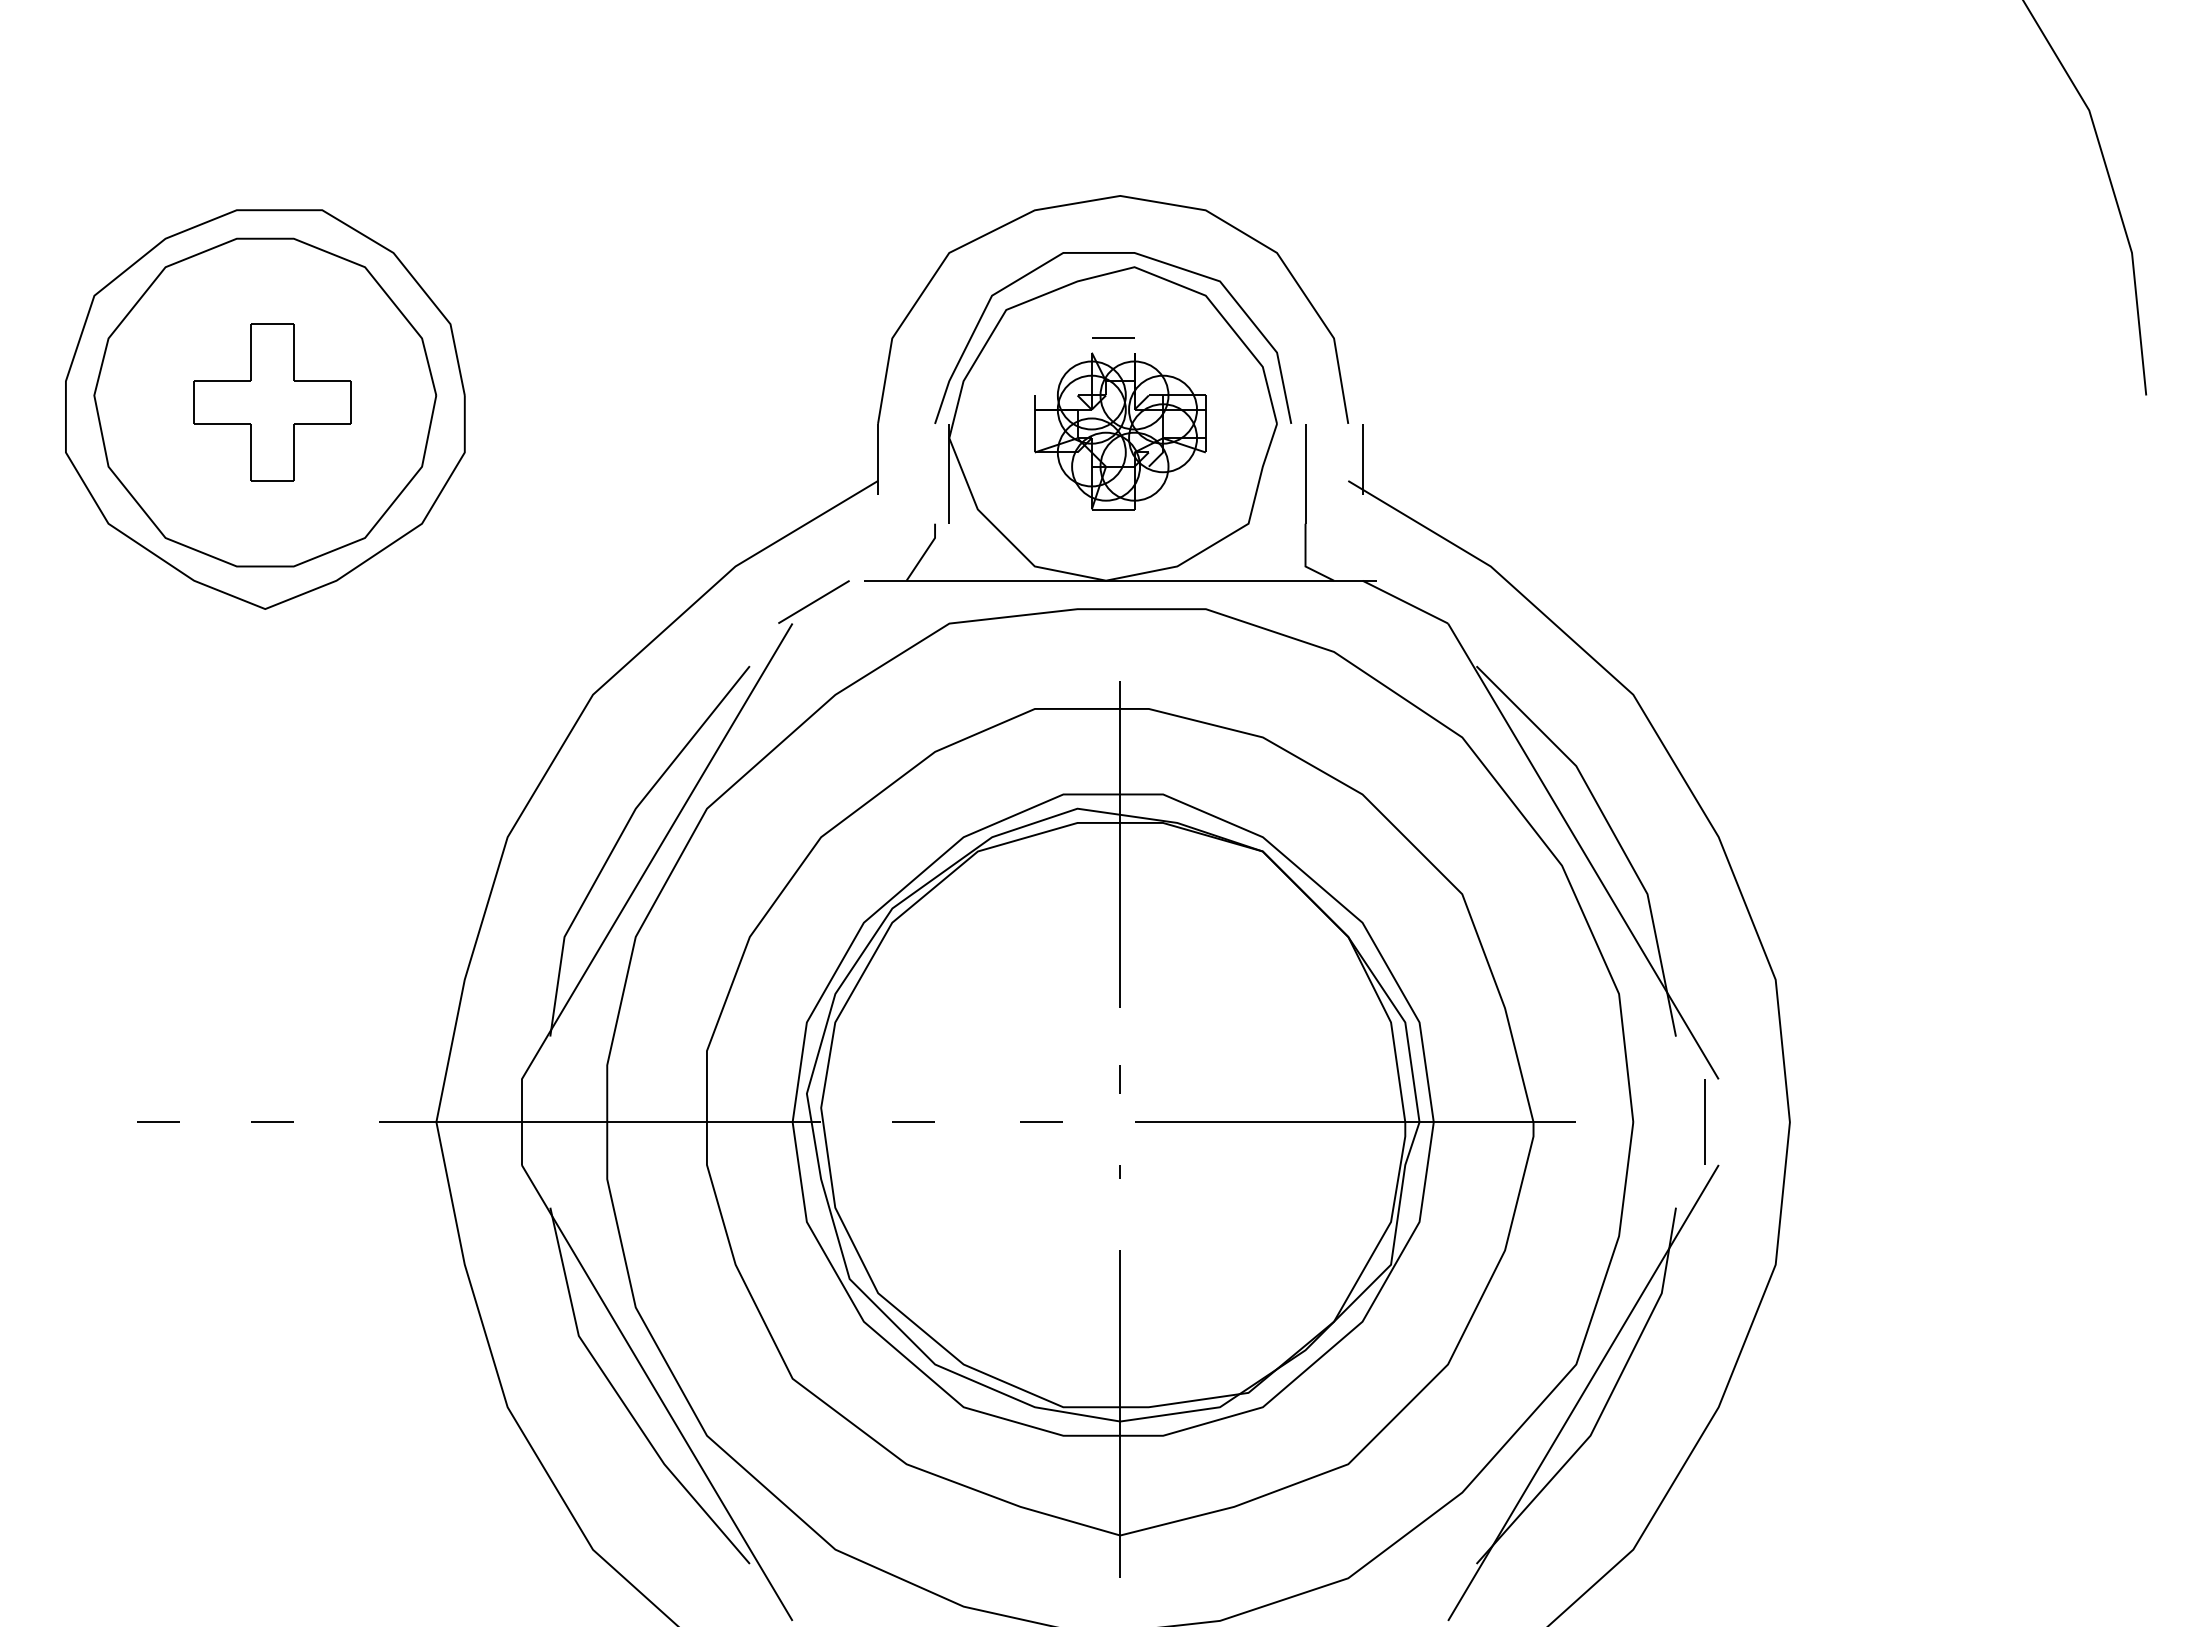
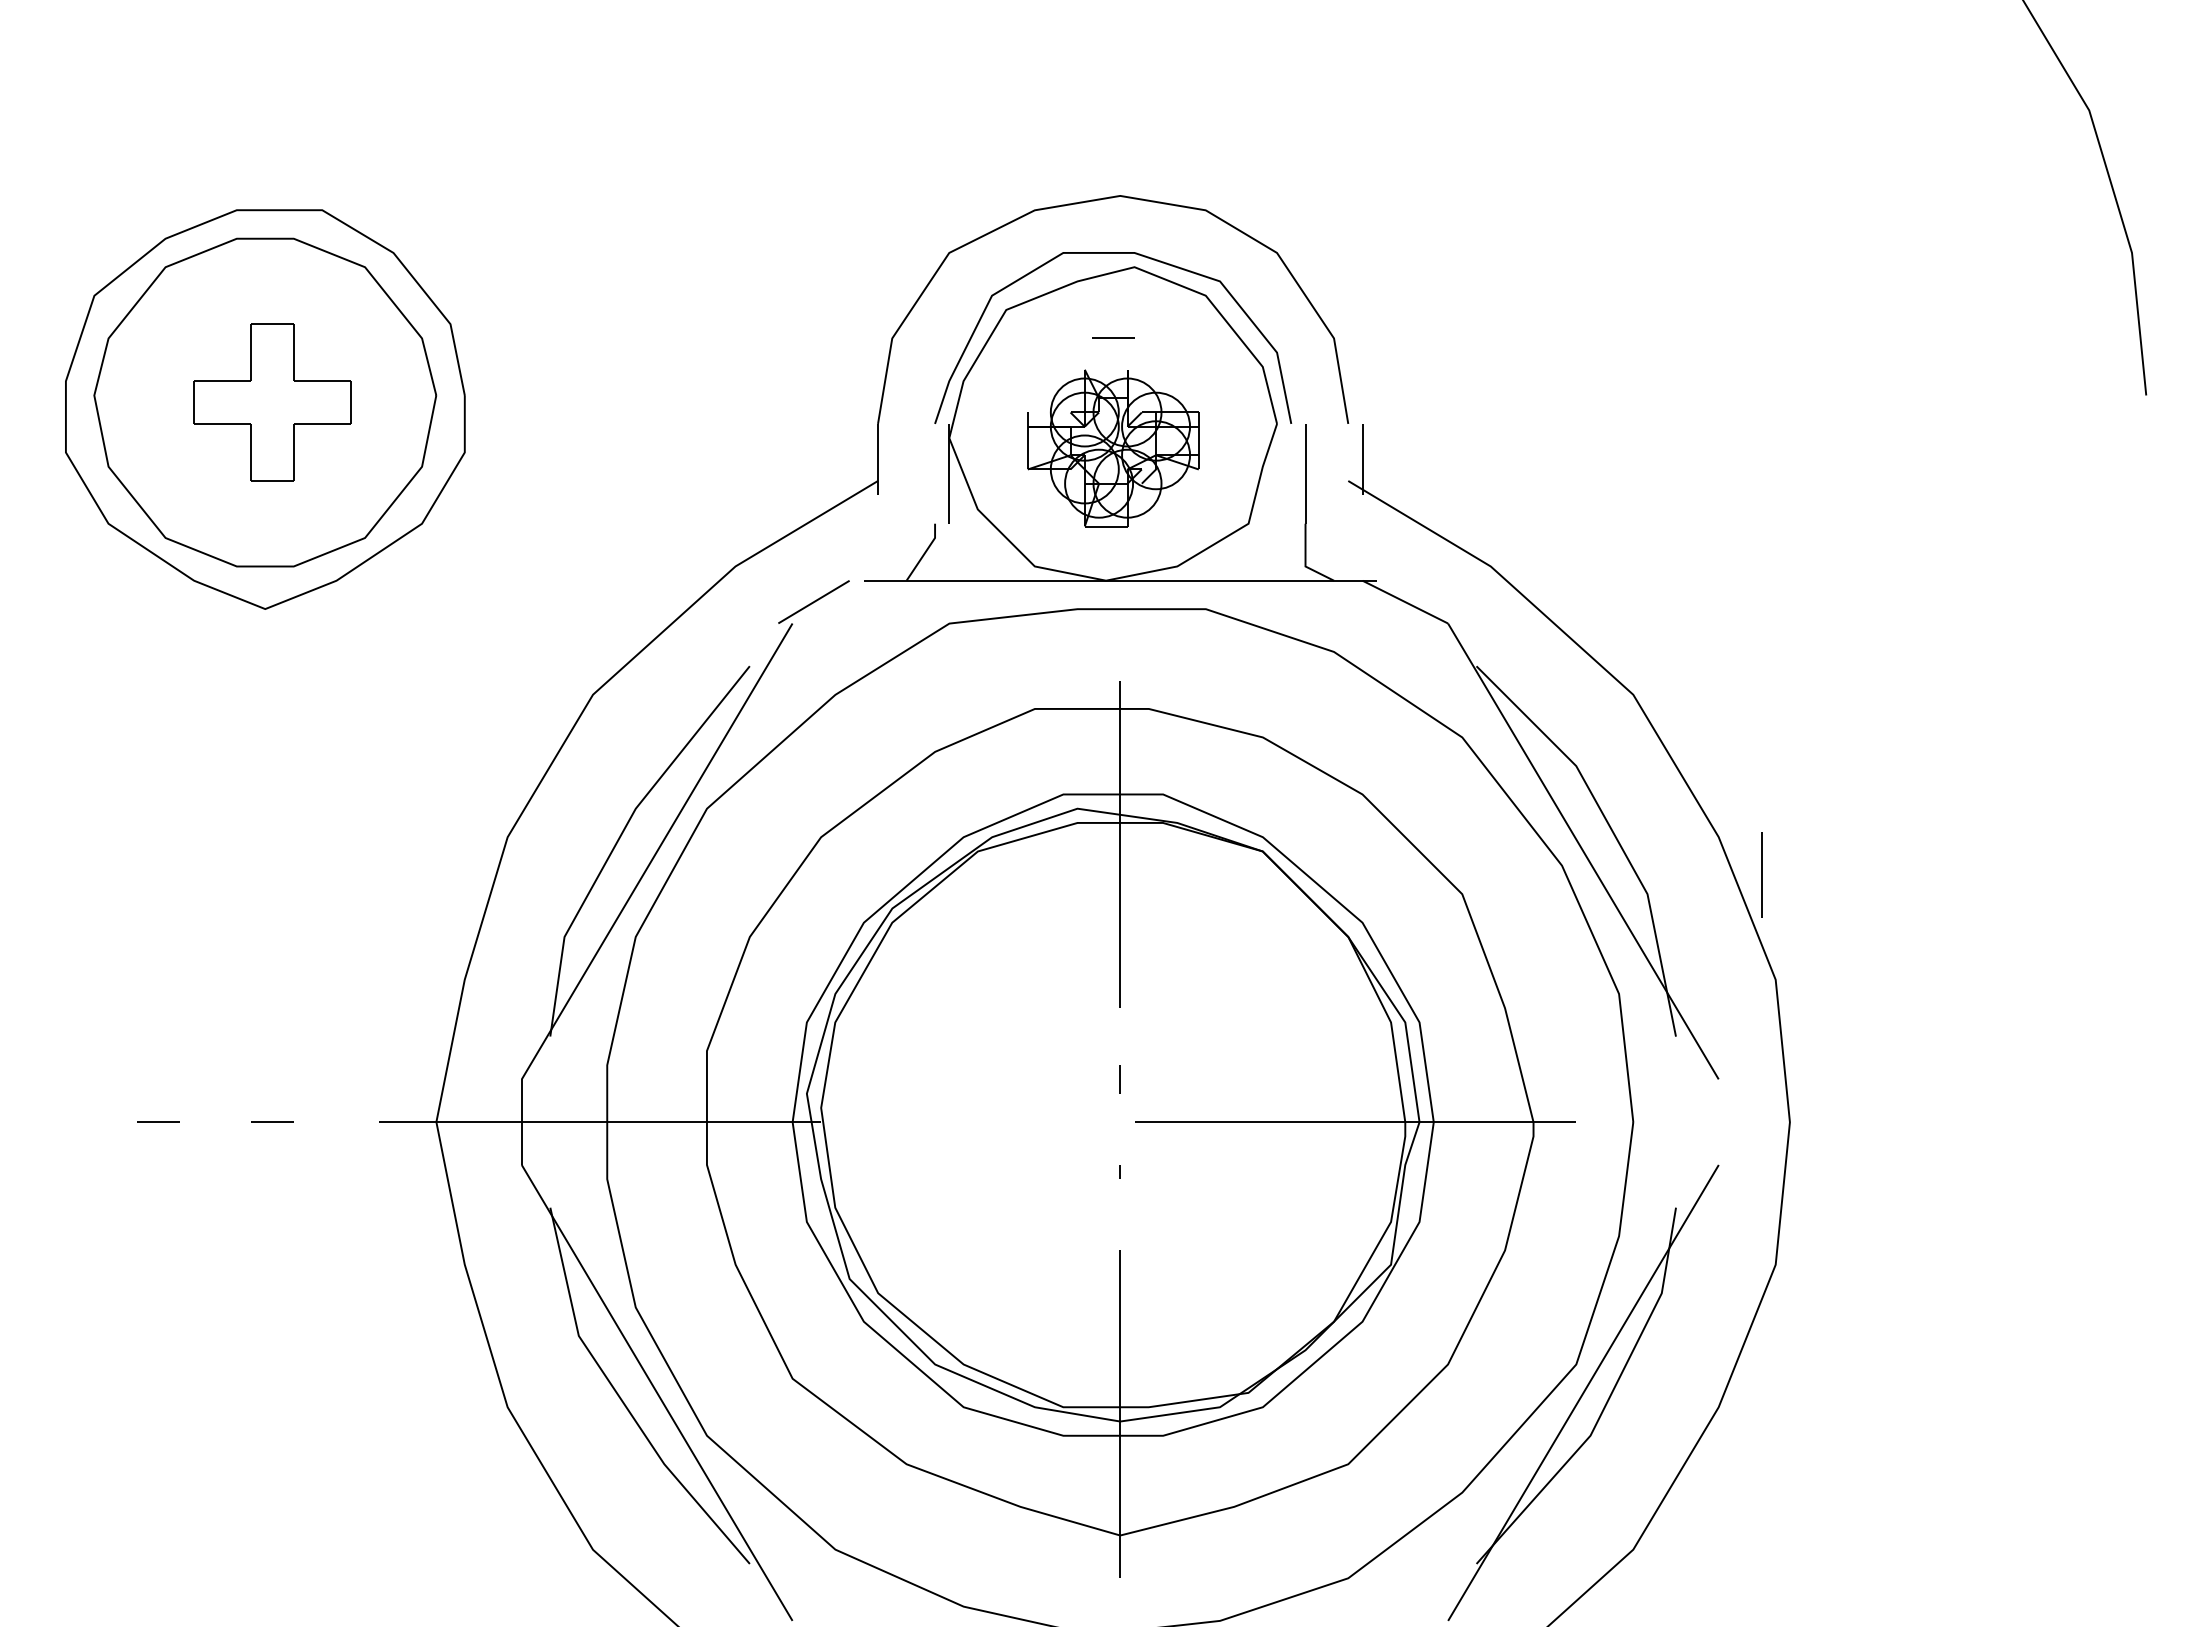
part position: (1120, 431) -> (1113, 448) (1113, 448)
line: present -> none (913, 1121)
line: present -> none (1041, 1121)
line position: (1704, 1121) -> (1761, 874) (1761, 874)
